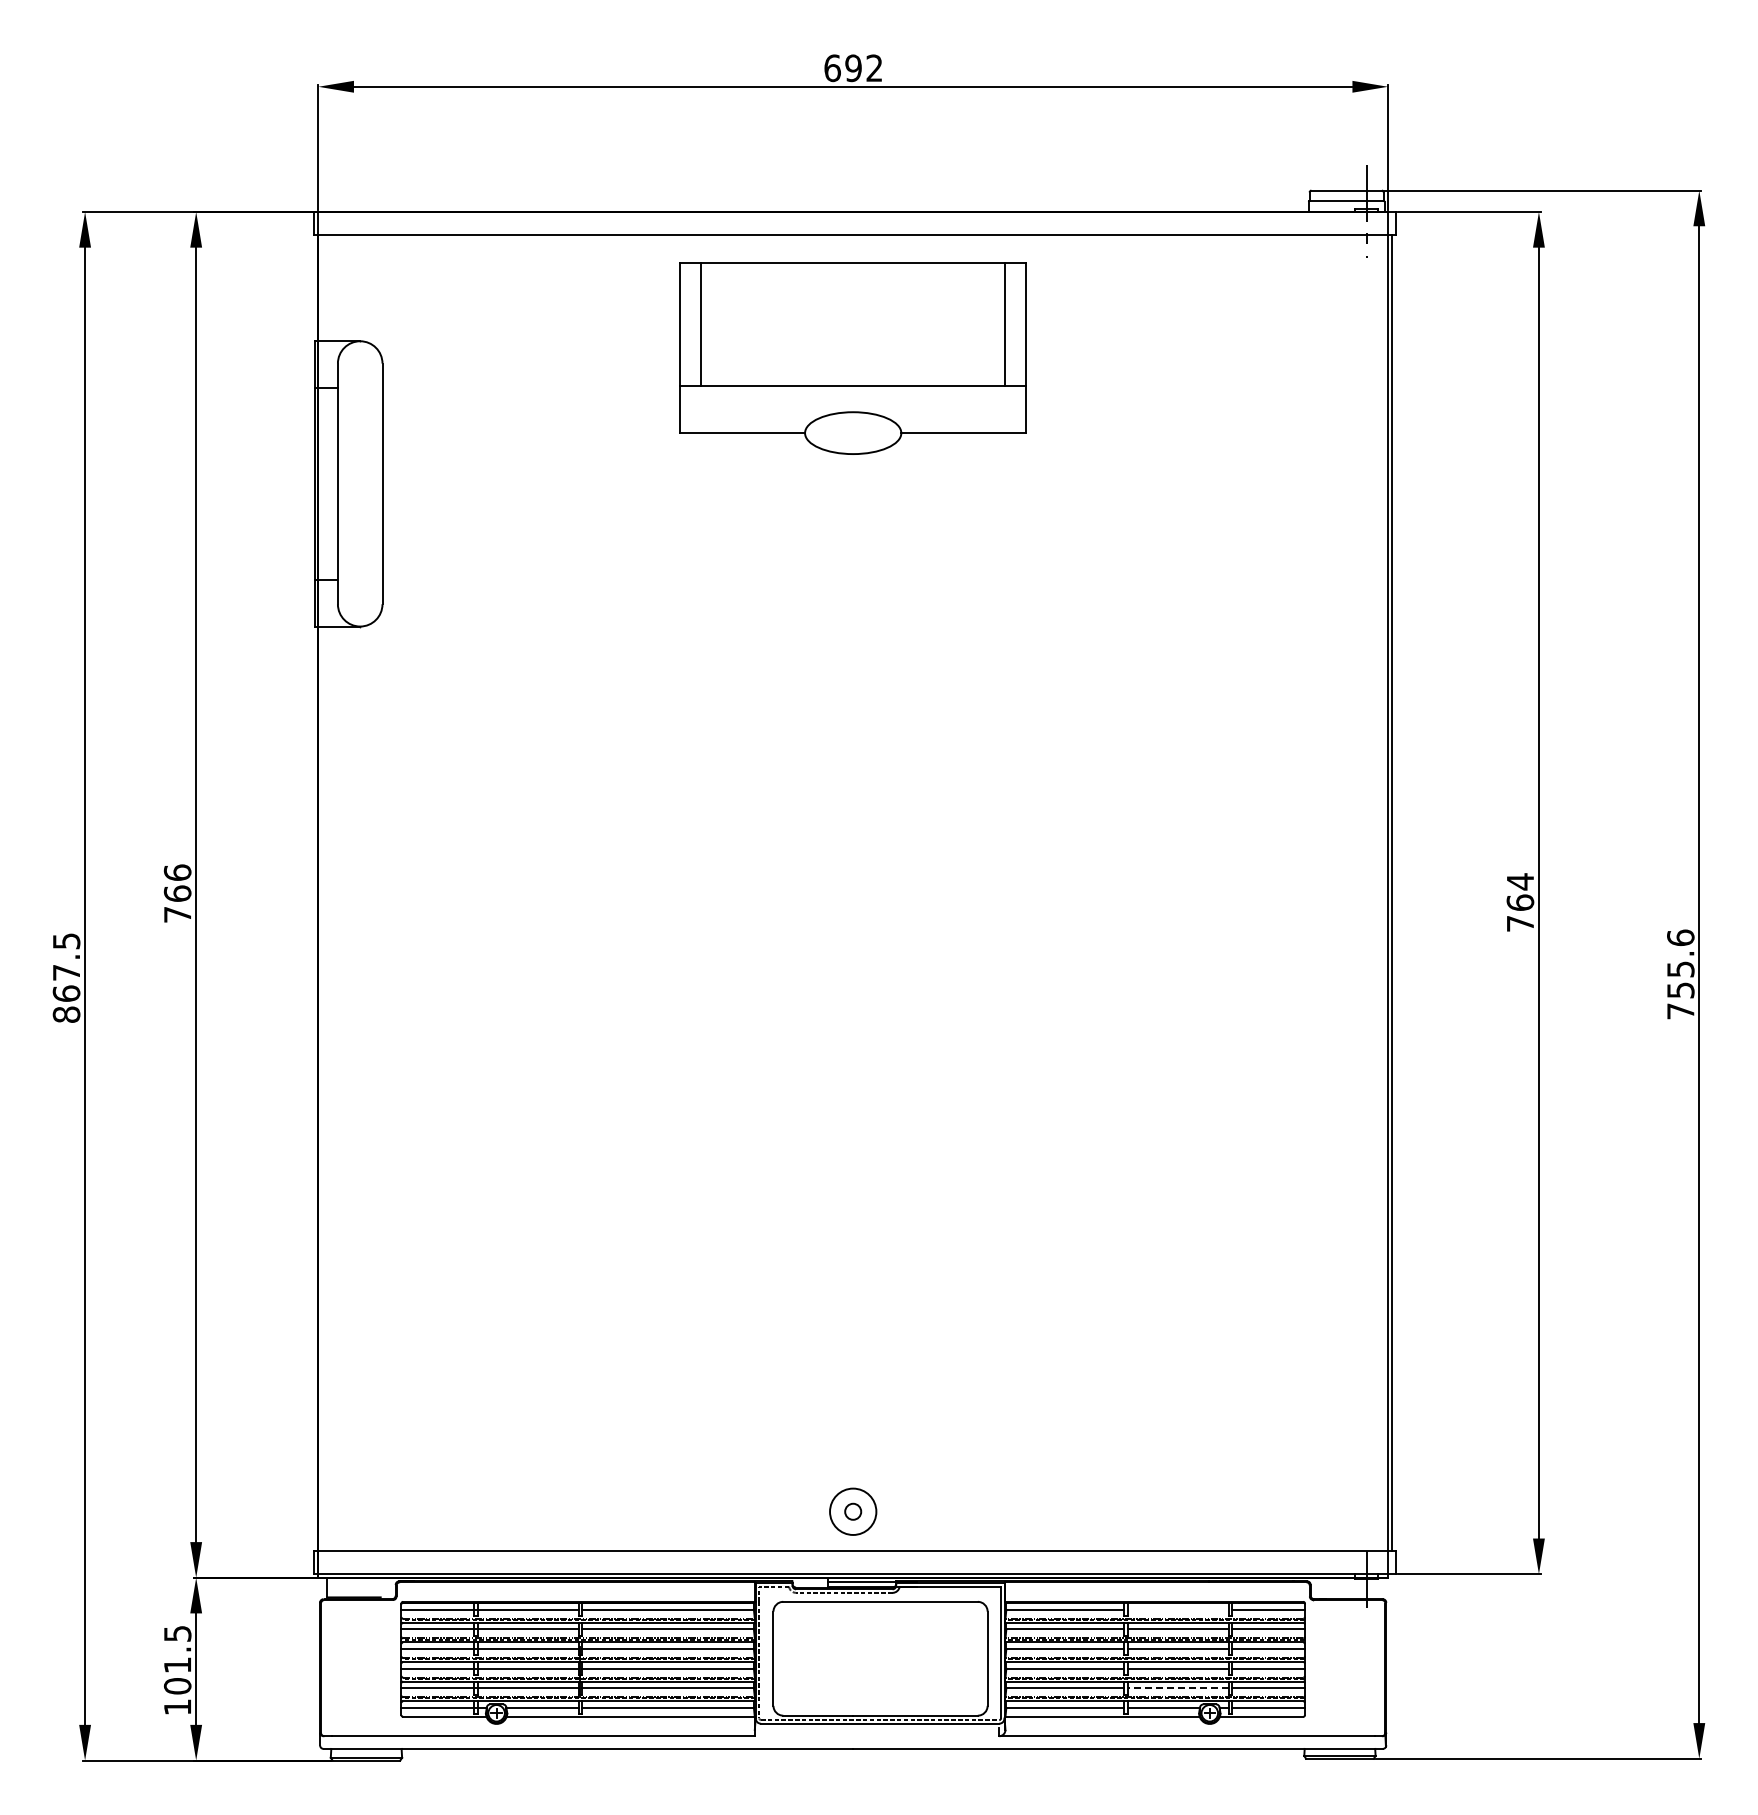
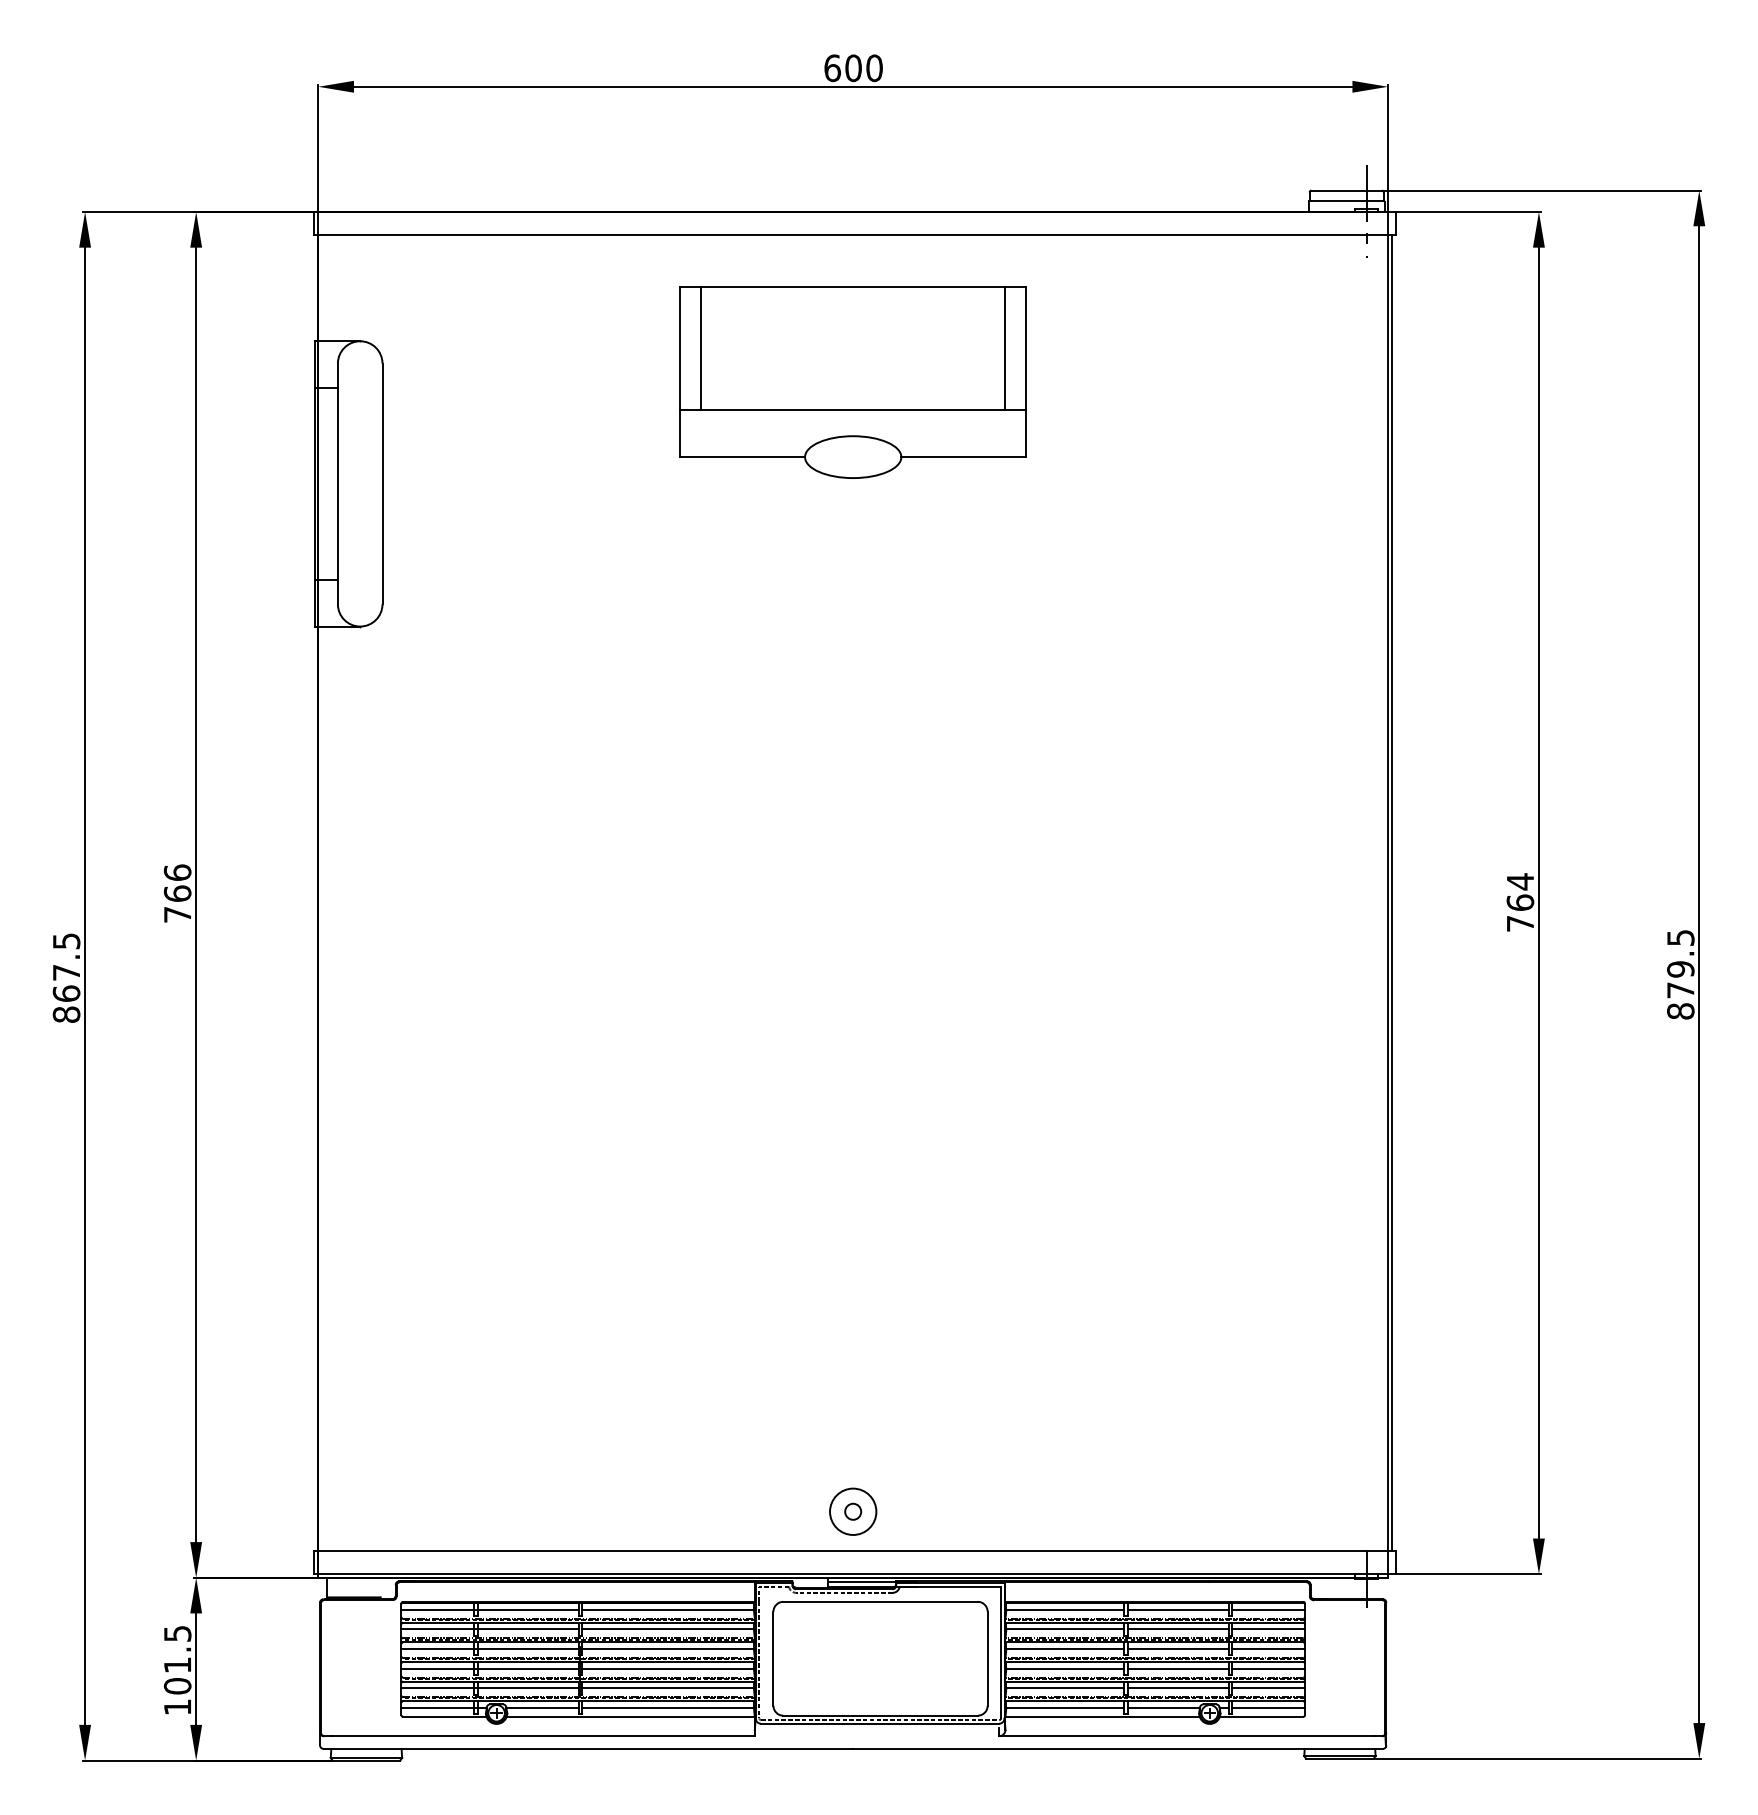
text: 692 -> 600 (863, 68)
part position: (852, 358) -> (852, 382) (852, 382)
text: 755.6 -> 879.5 (1680, 974)
line: none -> present (1177, 1609)
line: dashed -> solid (1177, 1688)
